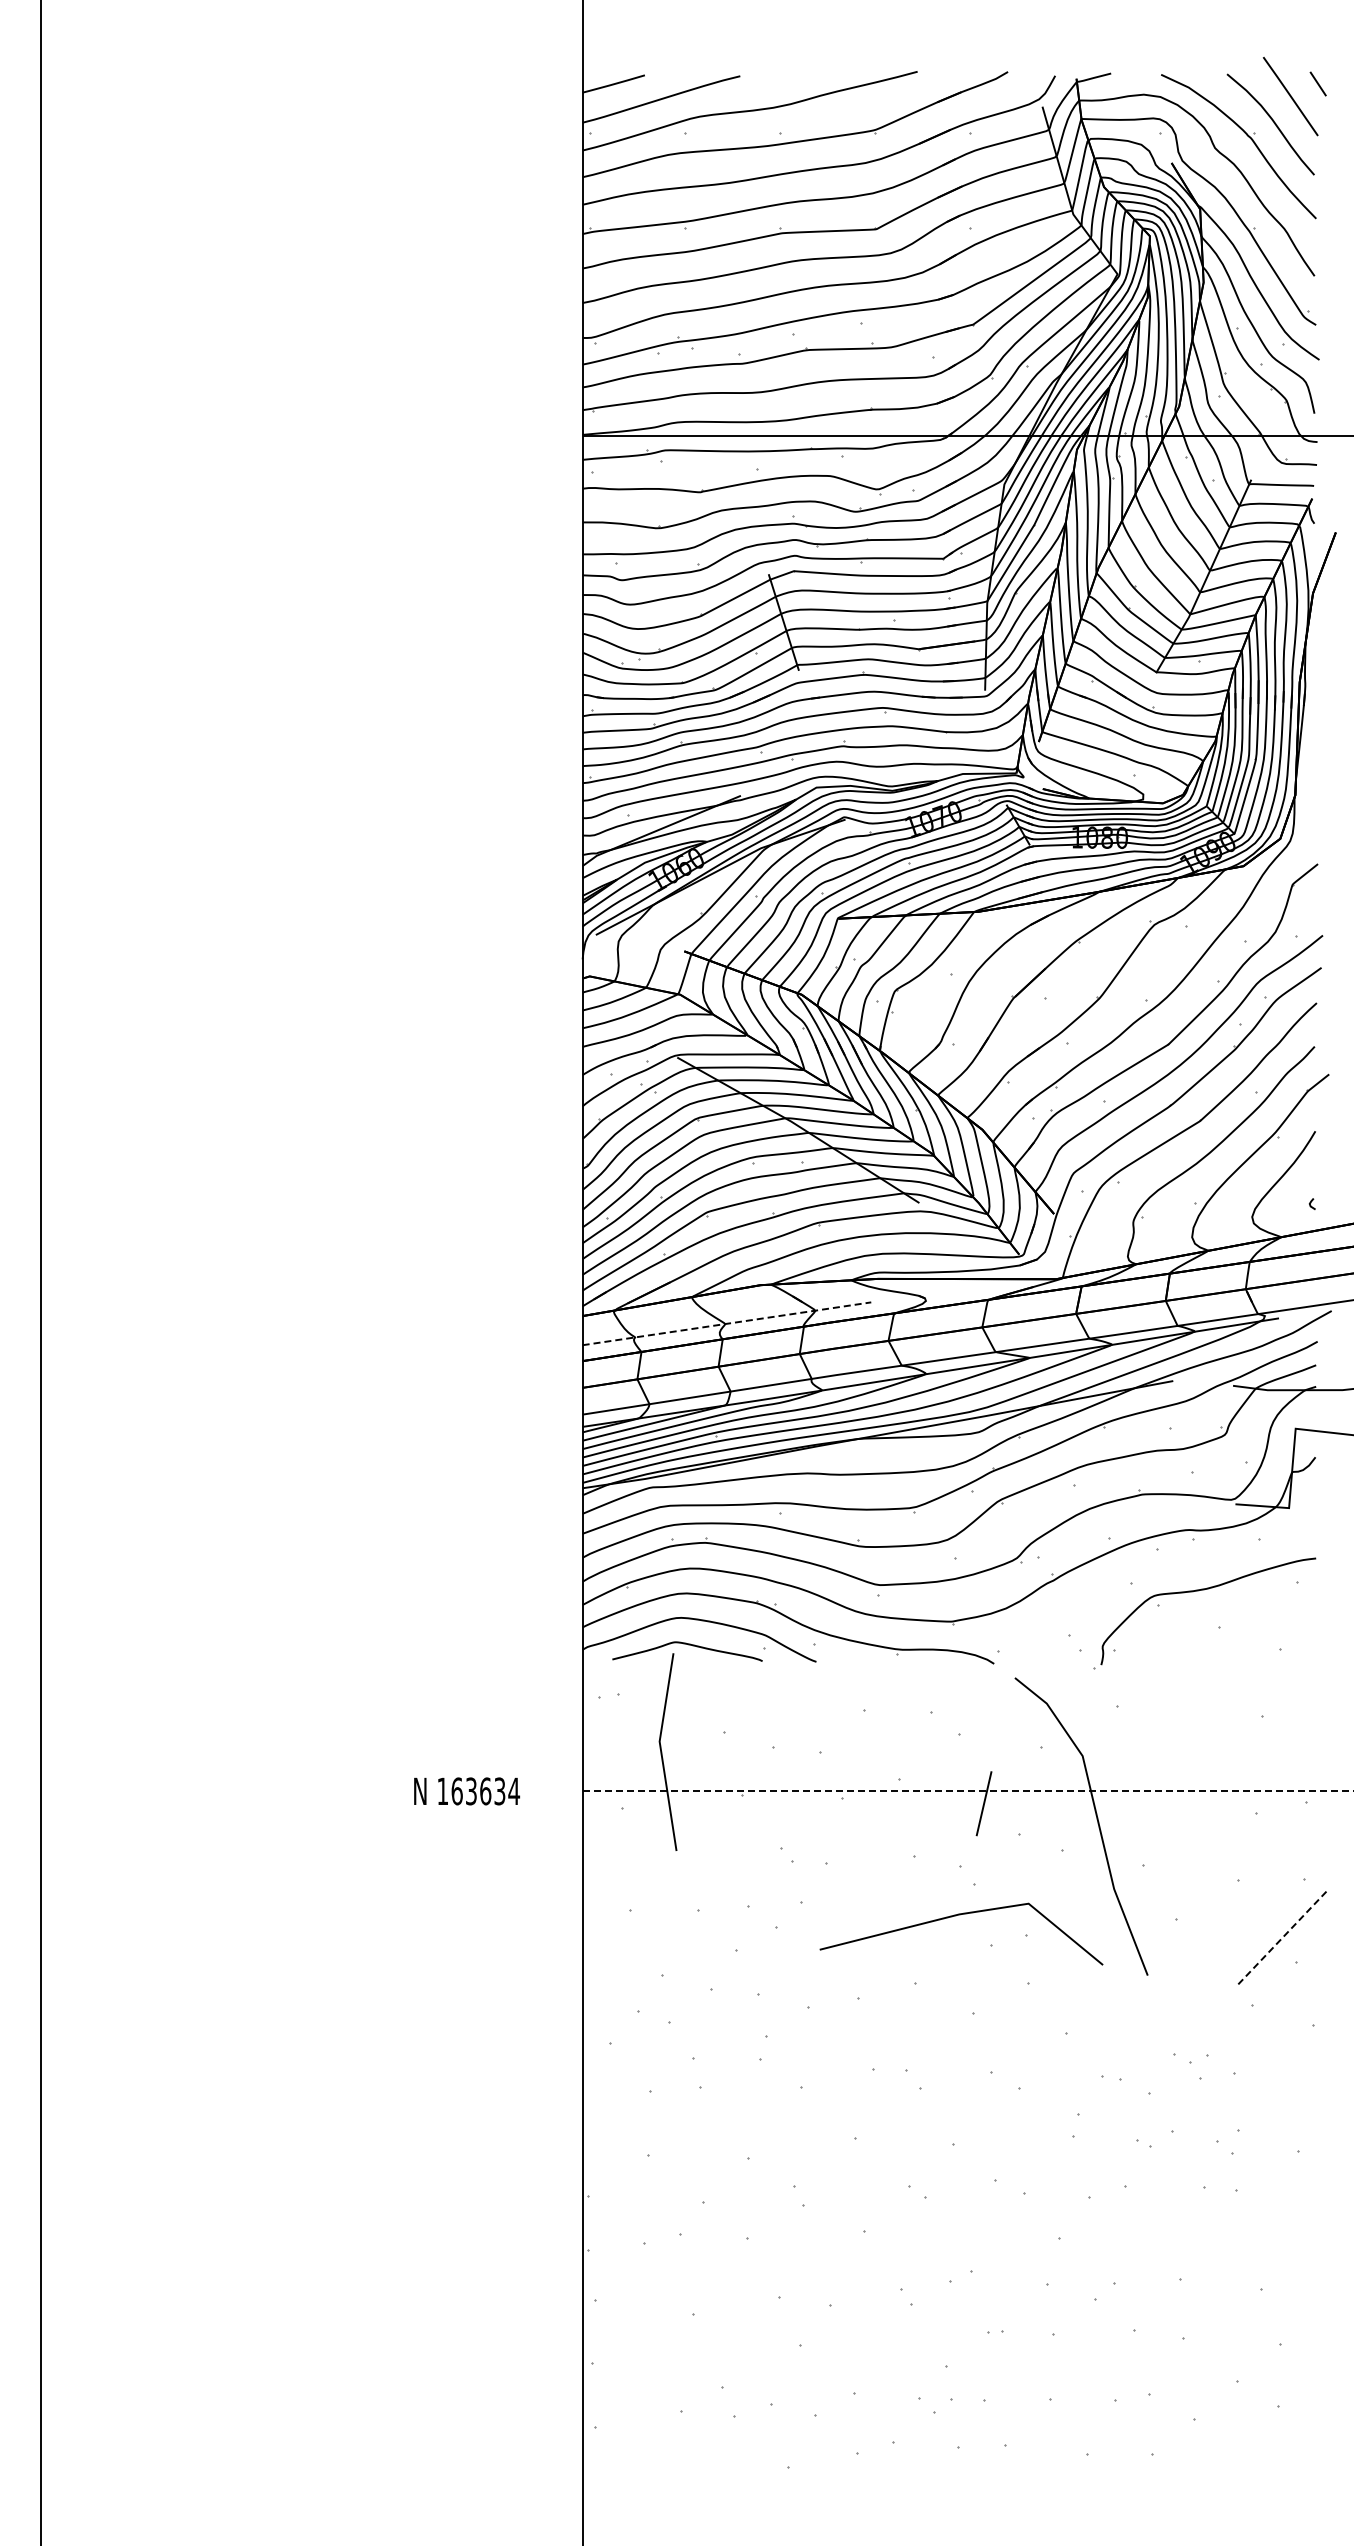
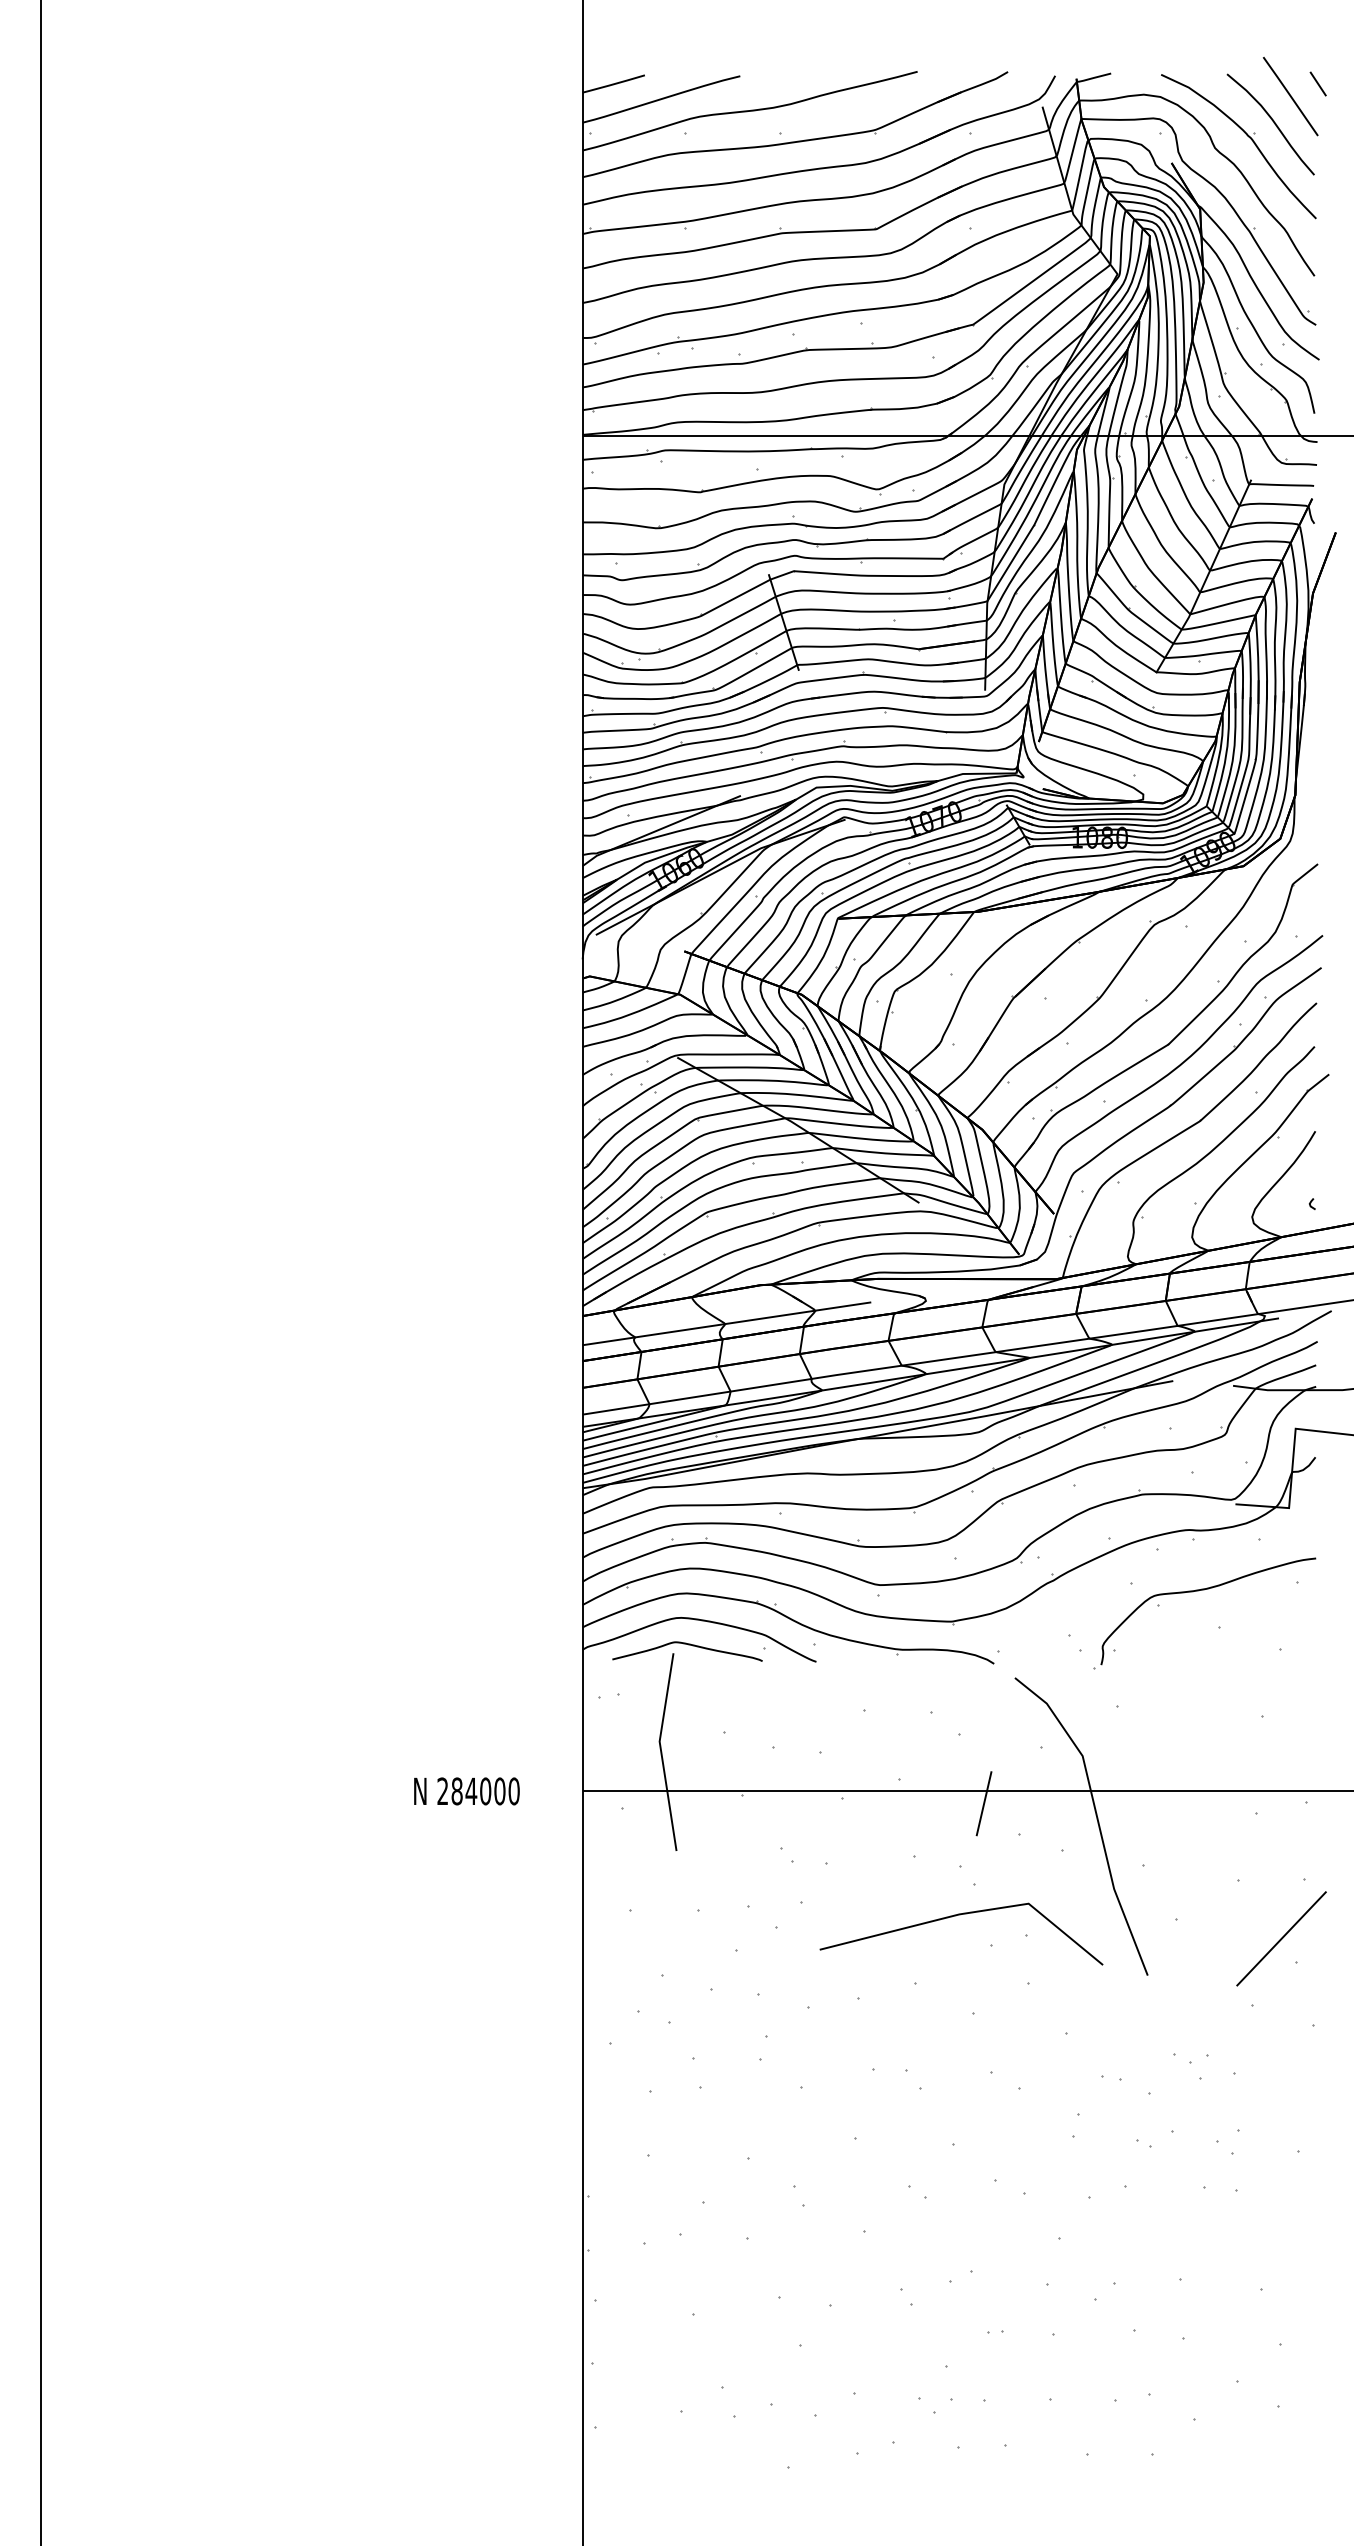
line: dashed -> solid (726, 1323)
text: 163634 -> 284000 (478, 1791)
line: dashed -> solid (967, 1791)
line: dashed -> solid (1281, 1939)
